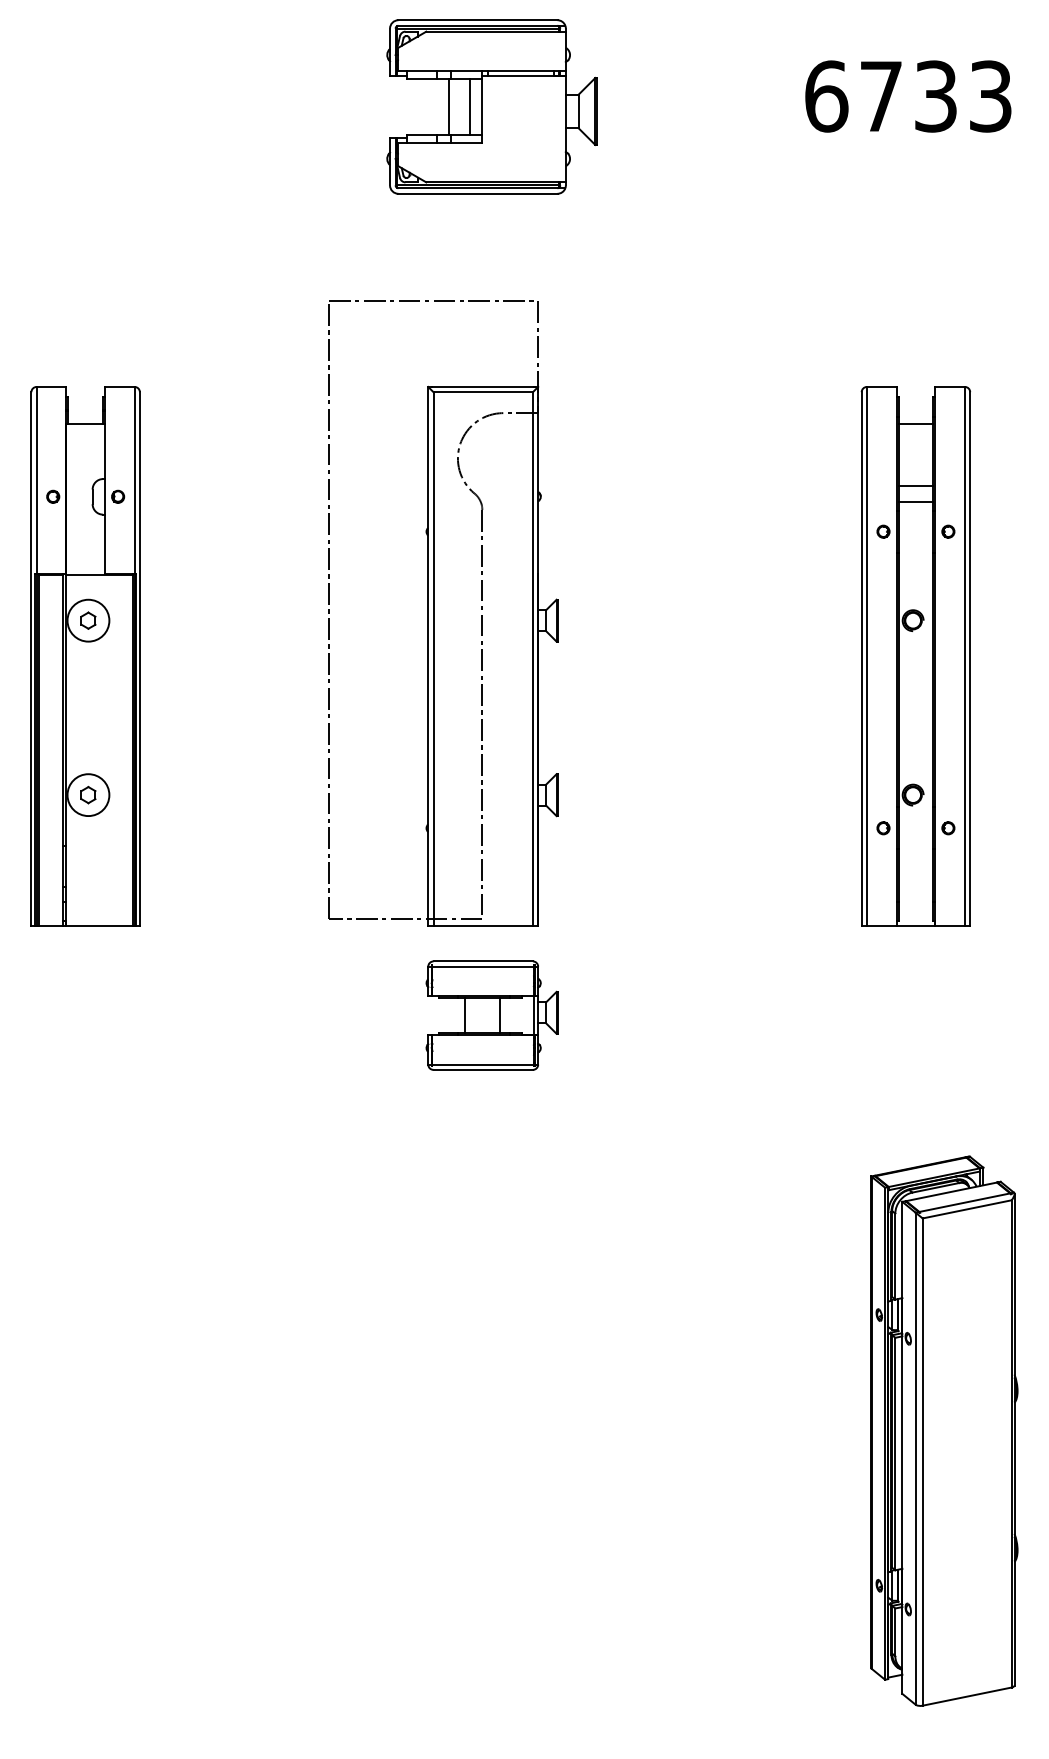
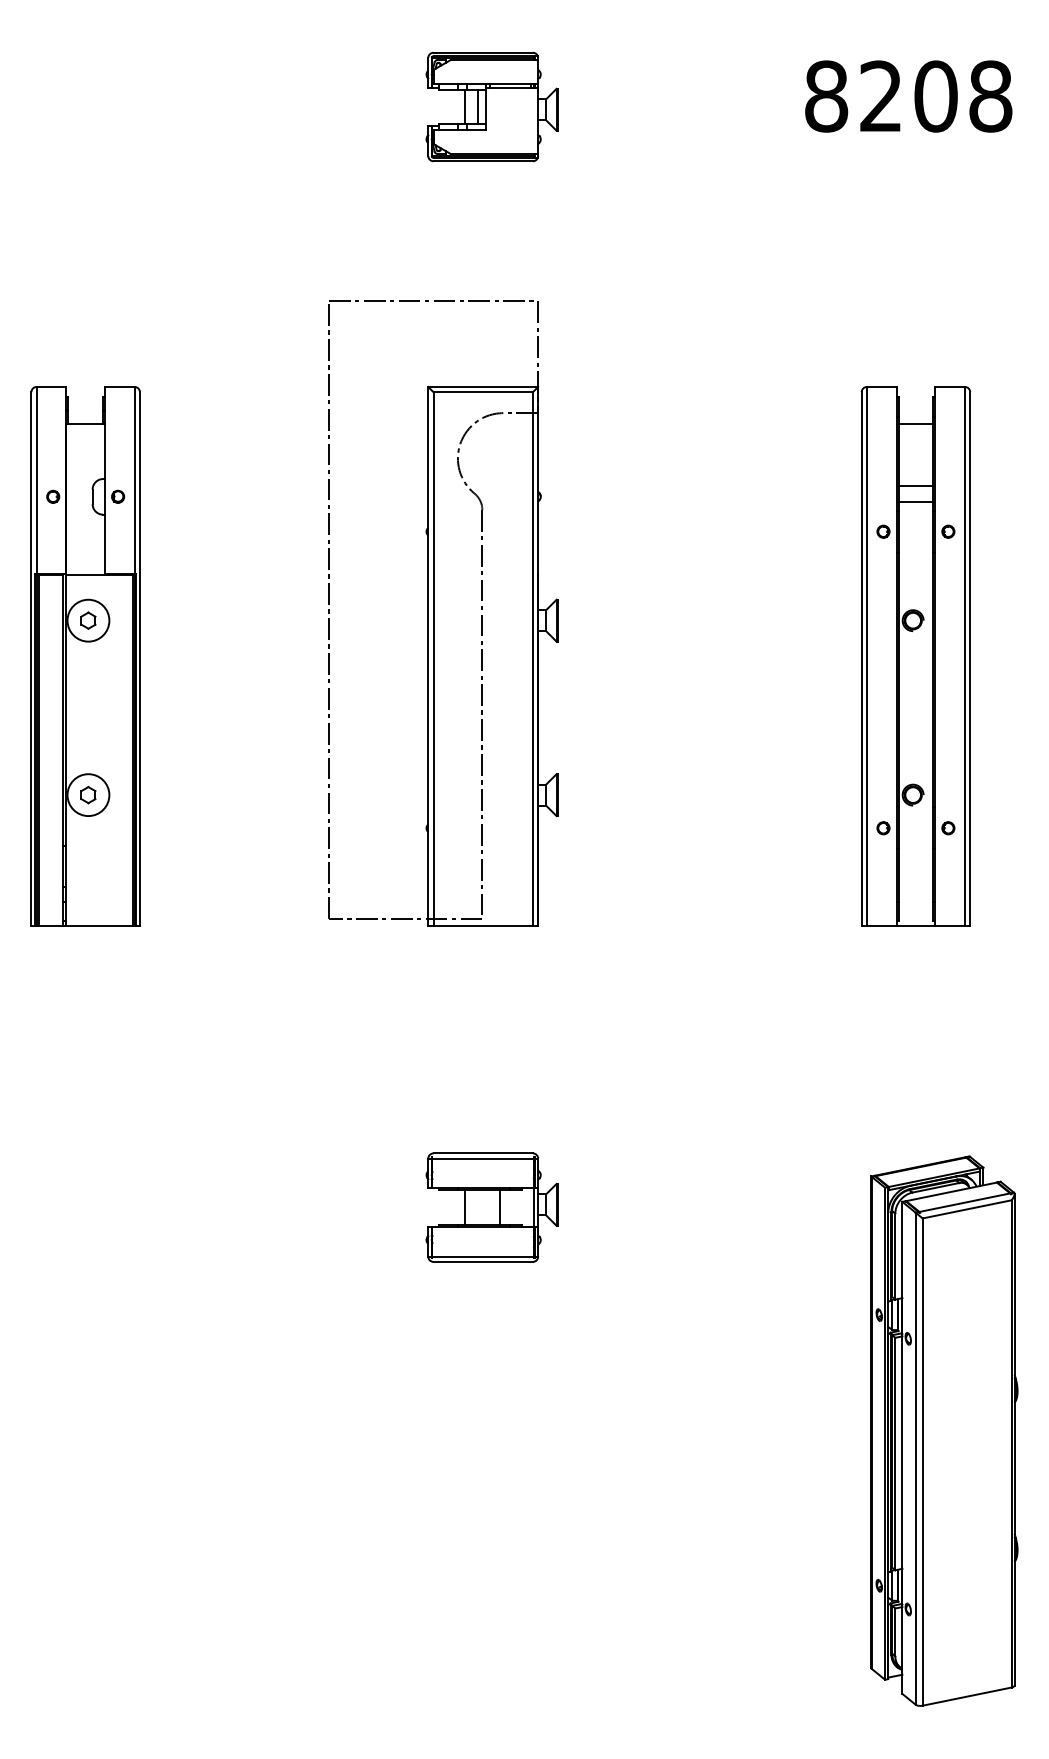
text: 6733 -> 8208 (908, 96)
part size: 212x176 px -> 134x112 px (491, 106)
part position: (491, 1015) -> (491, 1207) (491, 1207)
